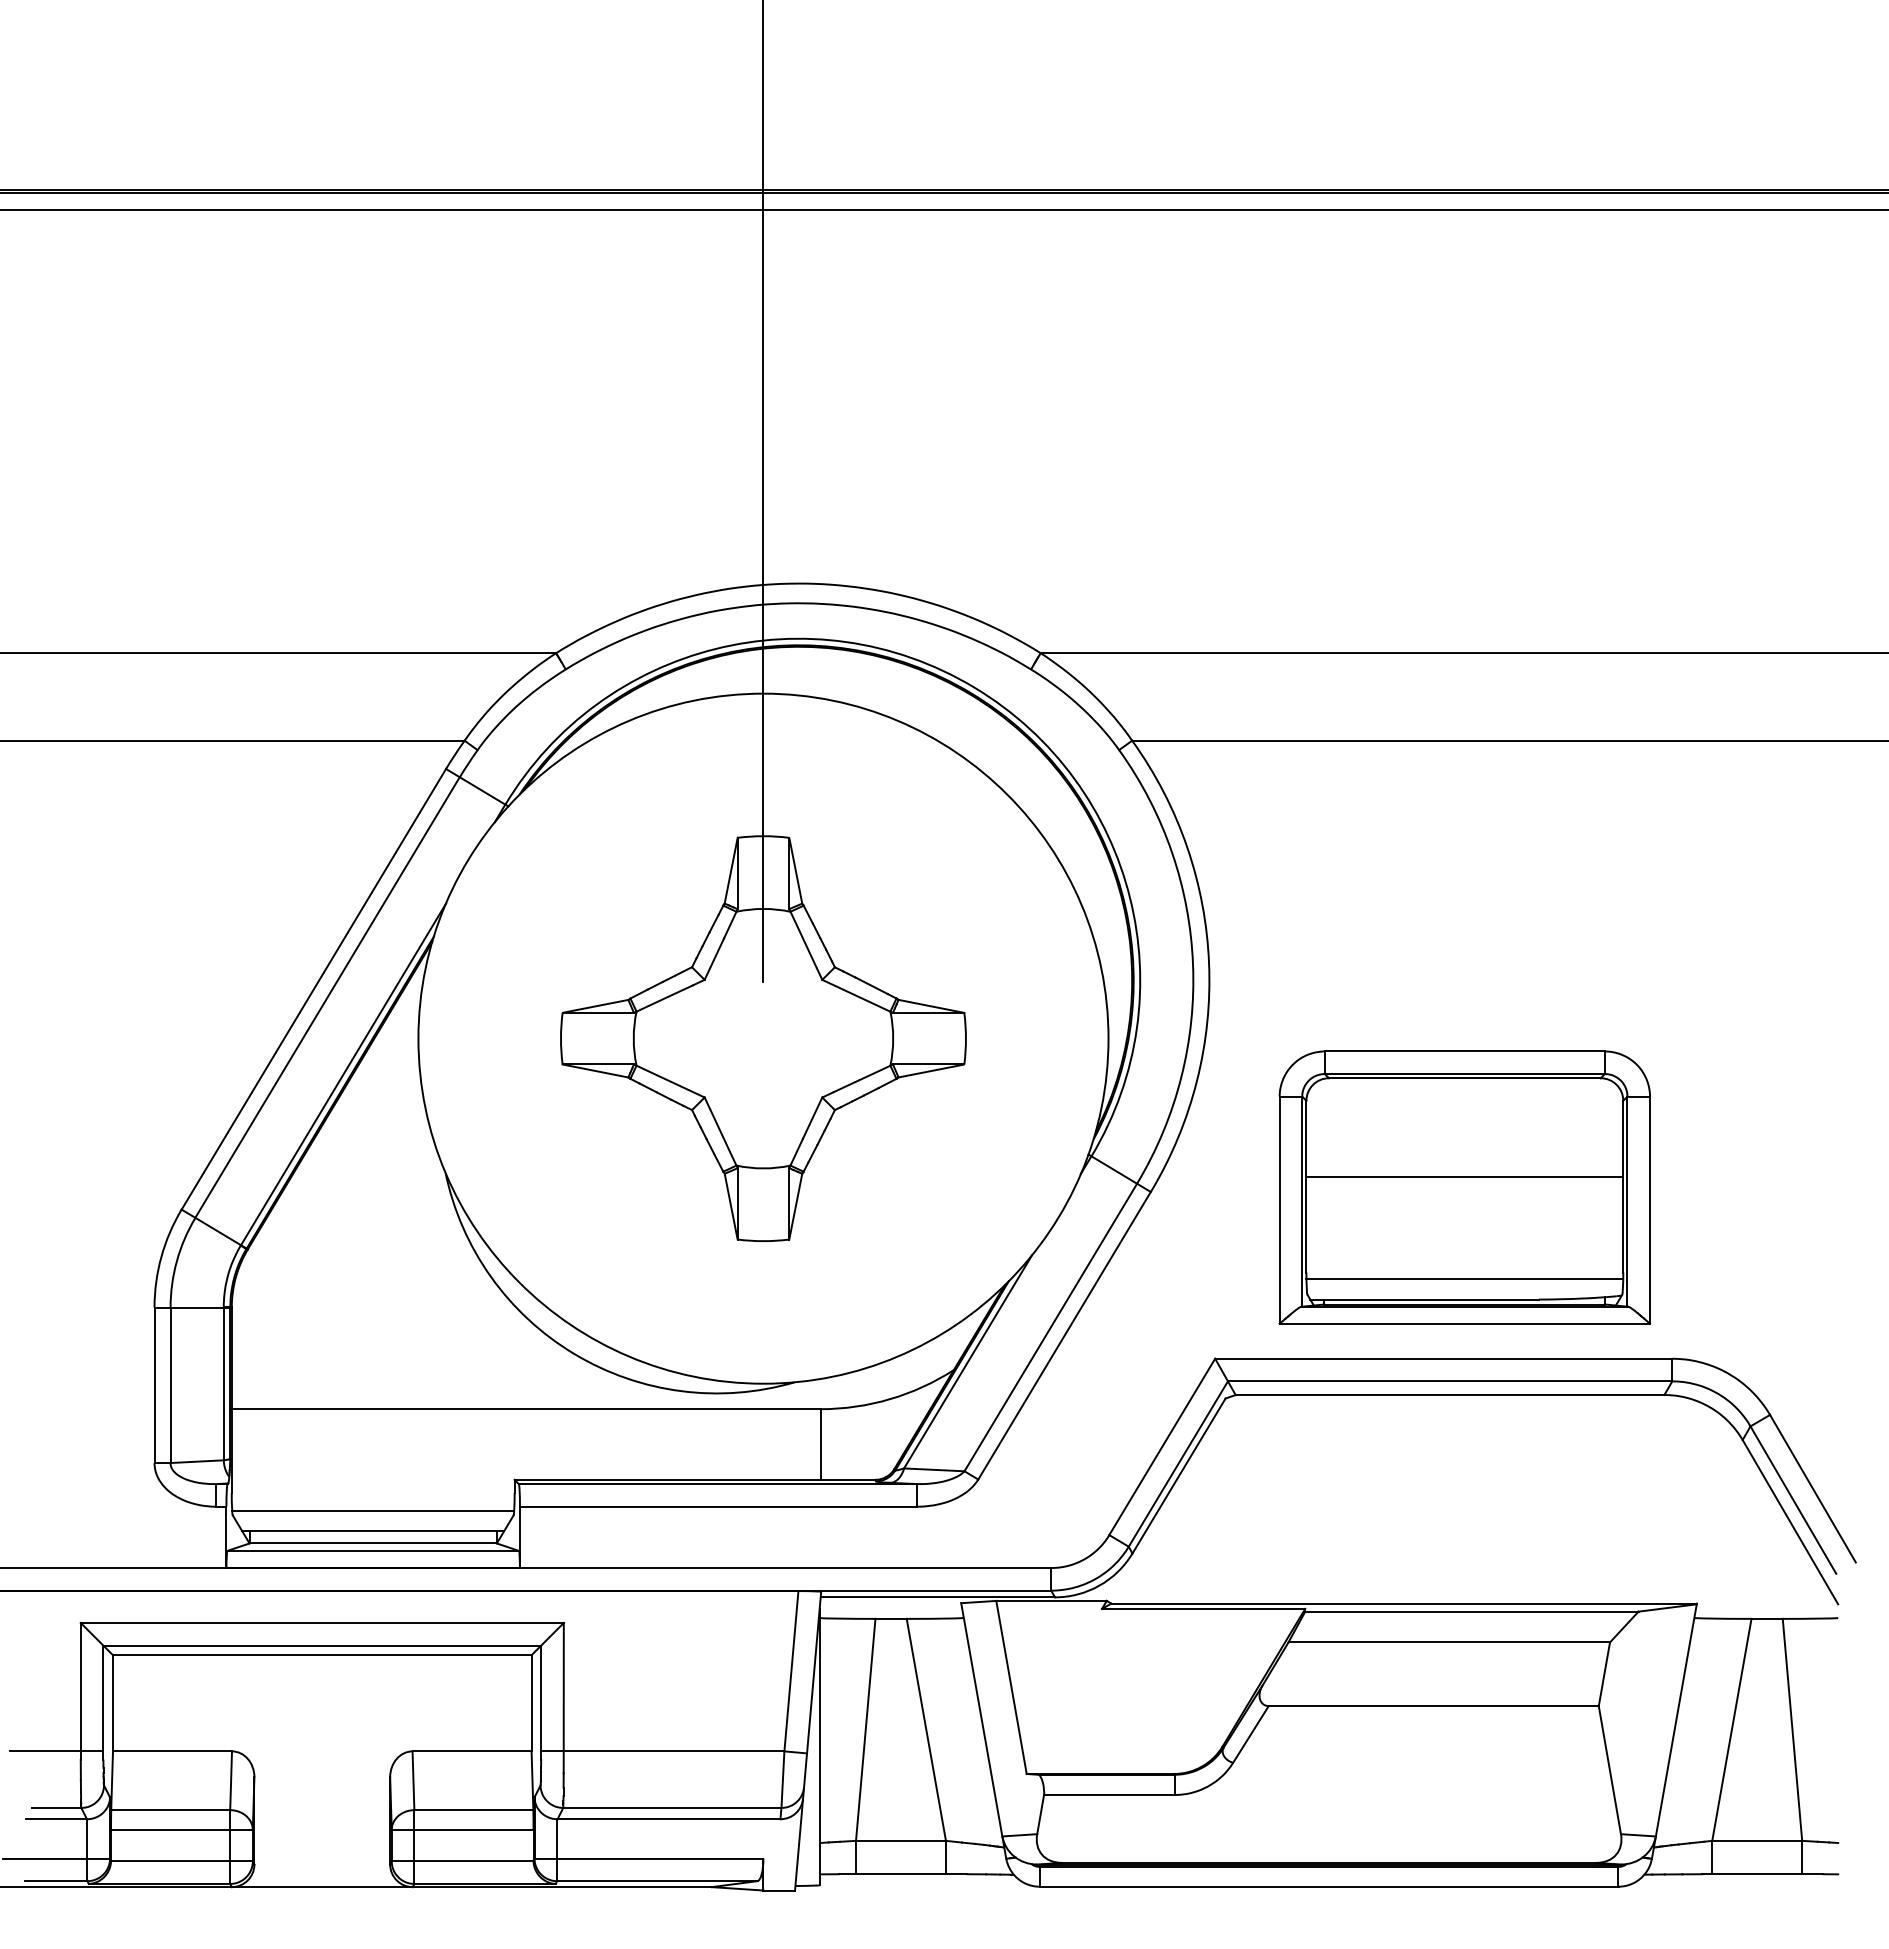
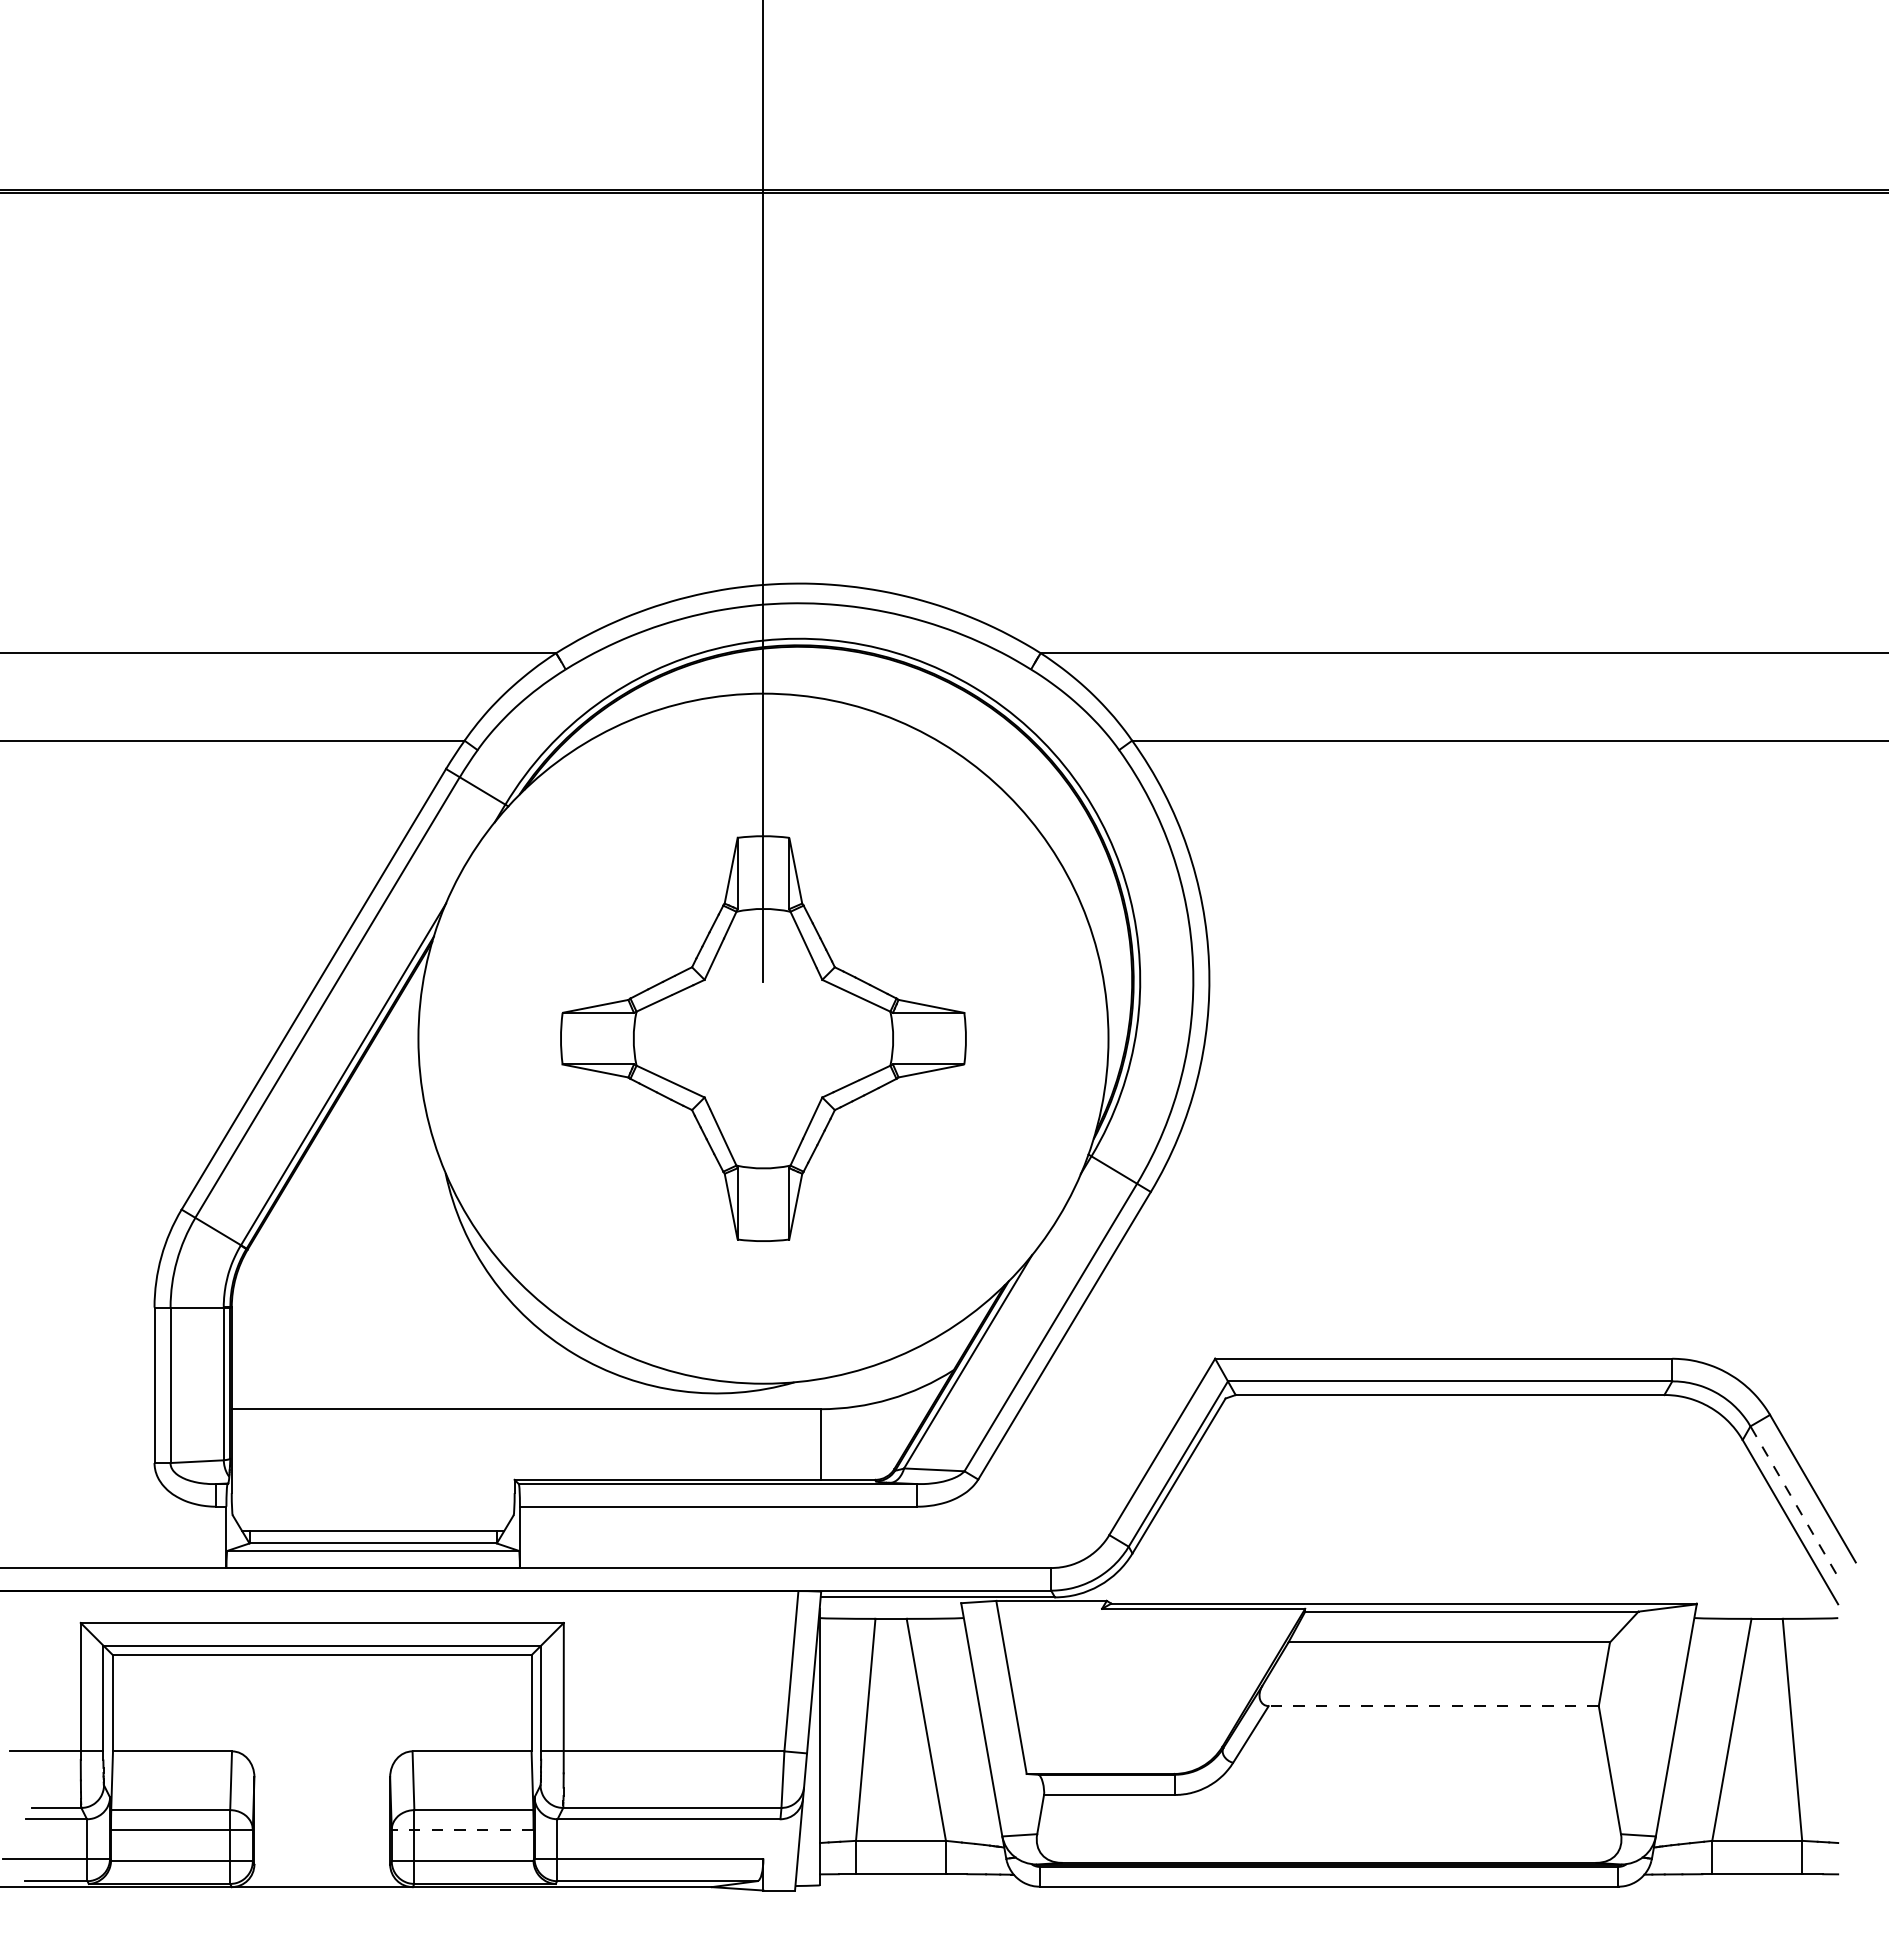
line: present -> none (943, 210)
part: present -> none (1464, 1187)
line: solid -> dashed (1793, 1499)
line: present -> none (373, 1510)
line: solid -> dashed (1433, 1706)
line: solid -> dashed (462, 1829)
